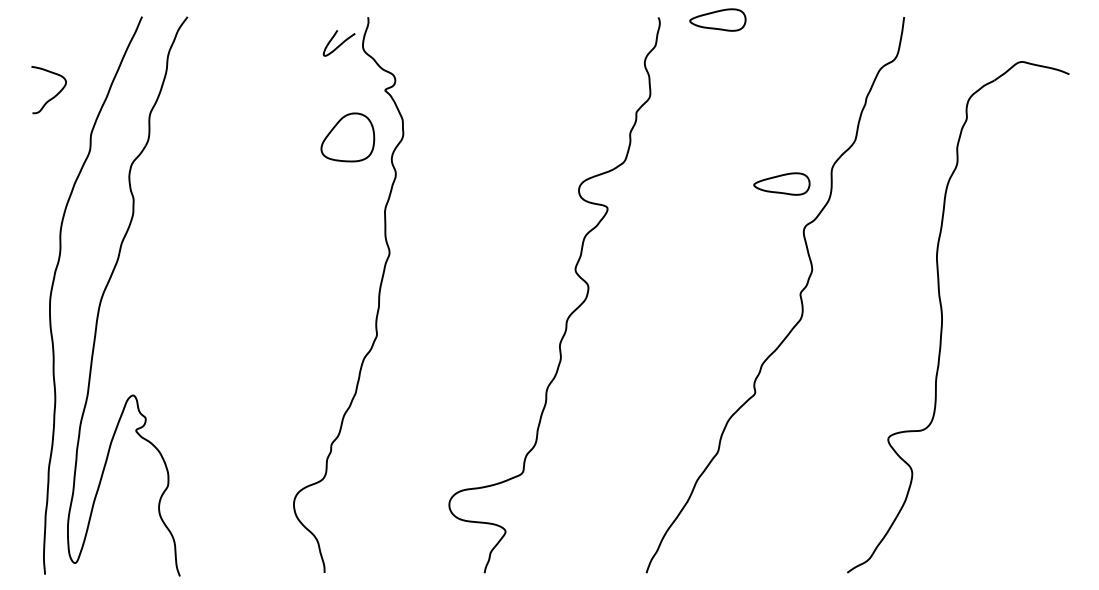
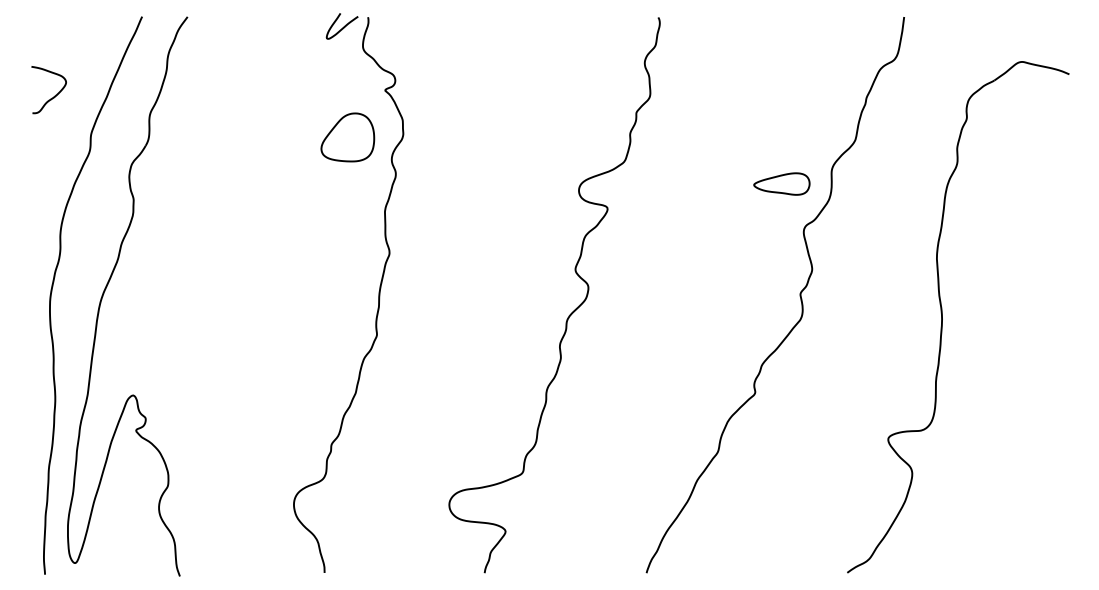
part: present -> none (717, 19)
curve position: (339, 44) -> (342, 27) (342, 27)
